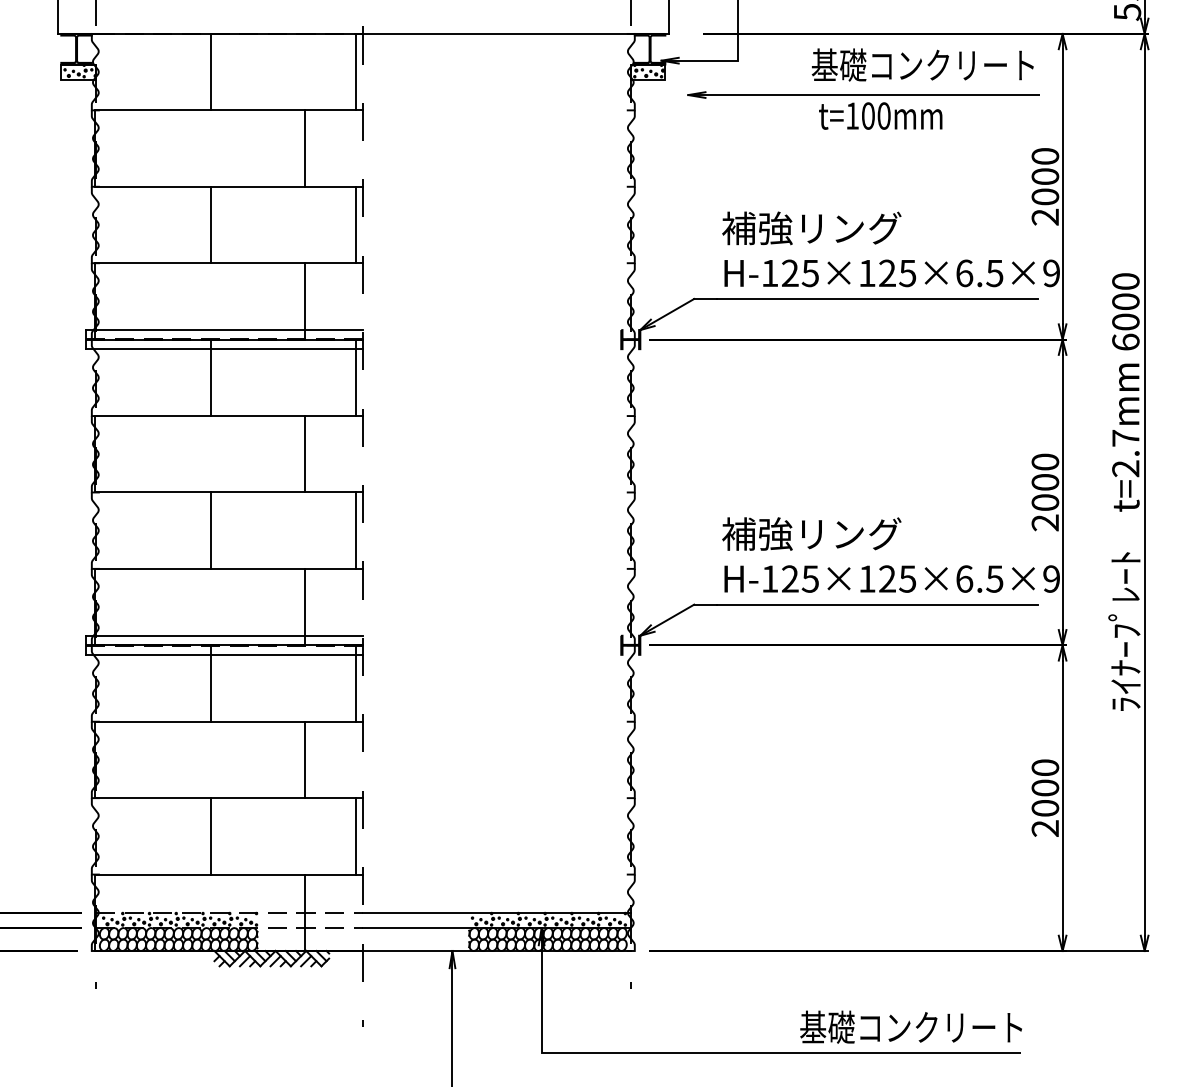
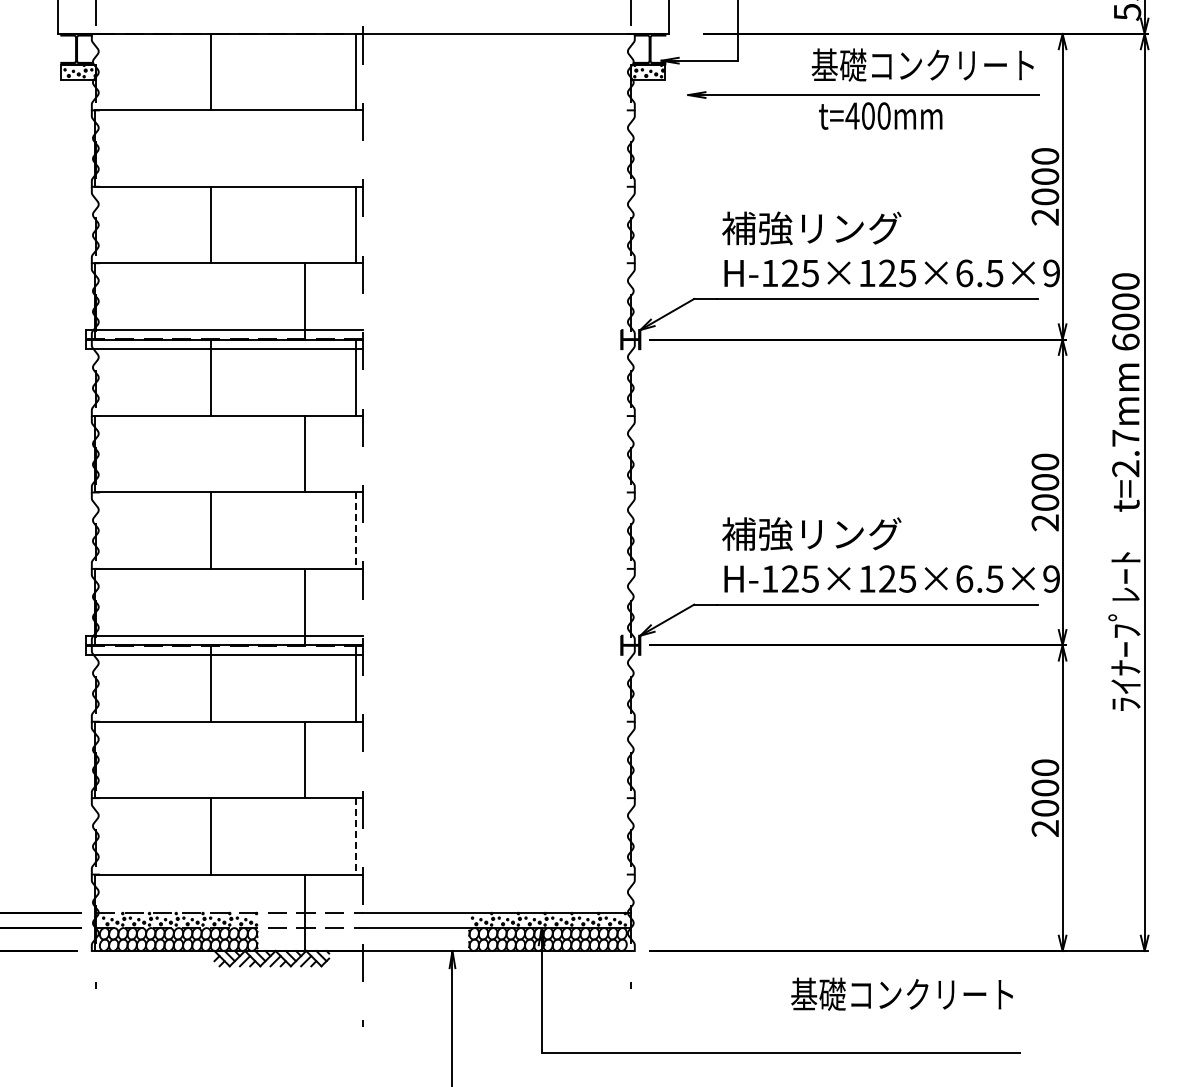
text: t=100mm -> t=400mm (852, 115)
line: present -> none (304, 148)
line: solid -> dashed (356, 531)
line: solid -> dashed (356, 836)
text position: (910, 1026) -> (901, 993) (901, 993)
